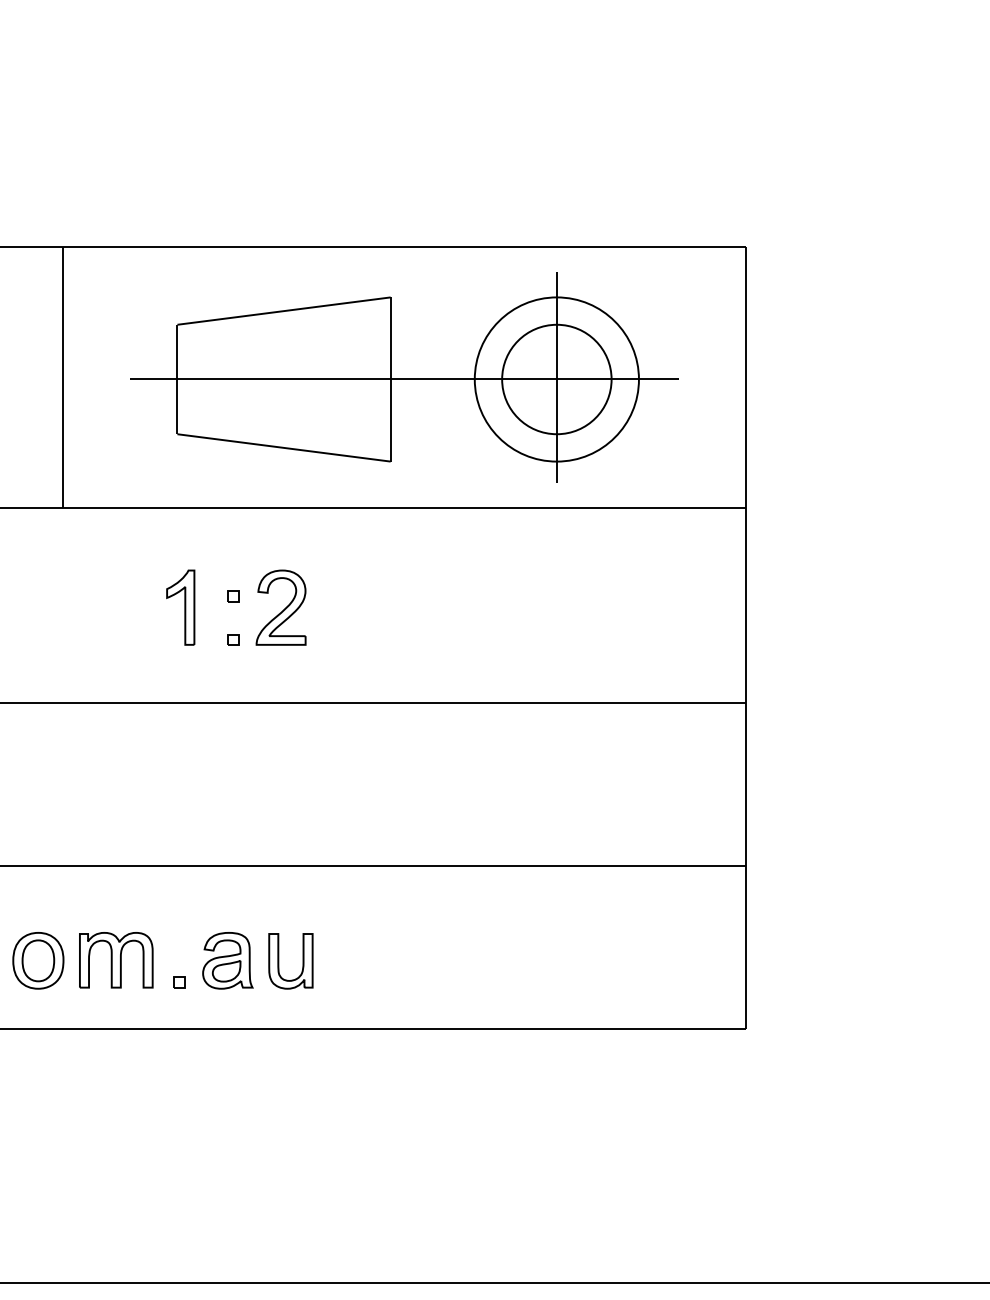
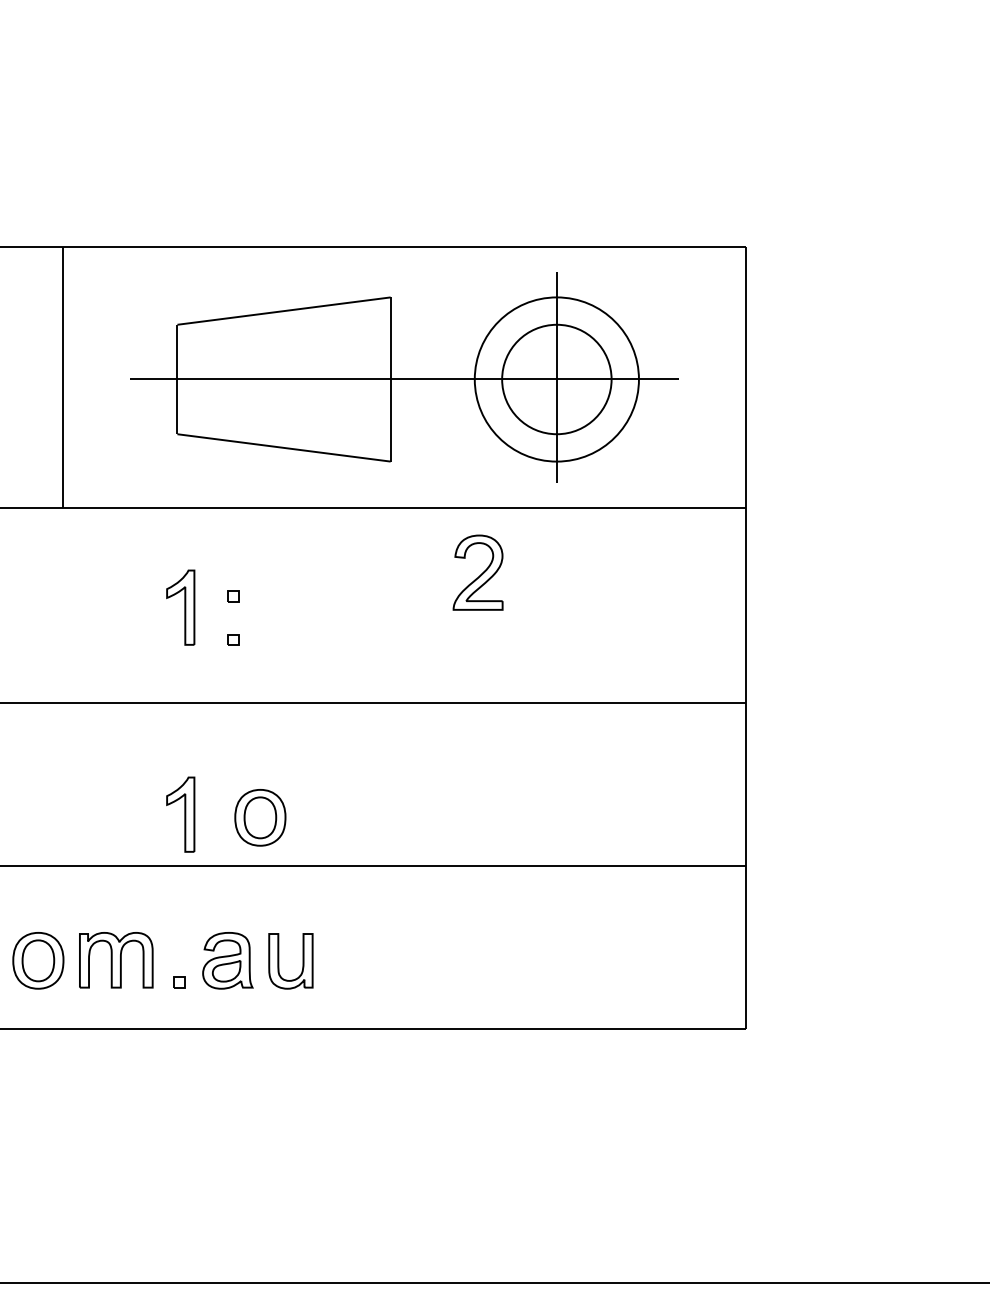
part position: (280, 607) -> (477, 572) (477, 572)
part: none -> present (180, 814)
part: none -> present (260, 817)
